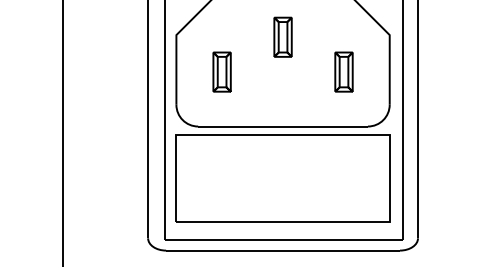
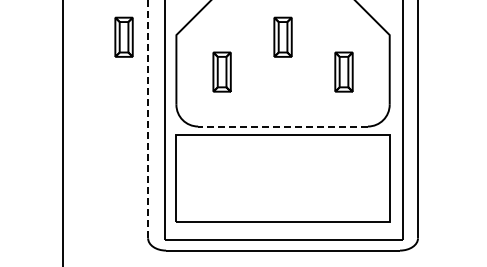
part: none -> present (123, 36)
line: solid -> dashed (148, 119)
line: solid -> dashed (283, 126)
